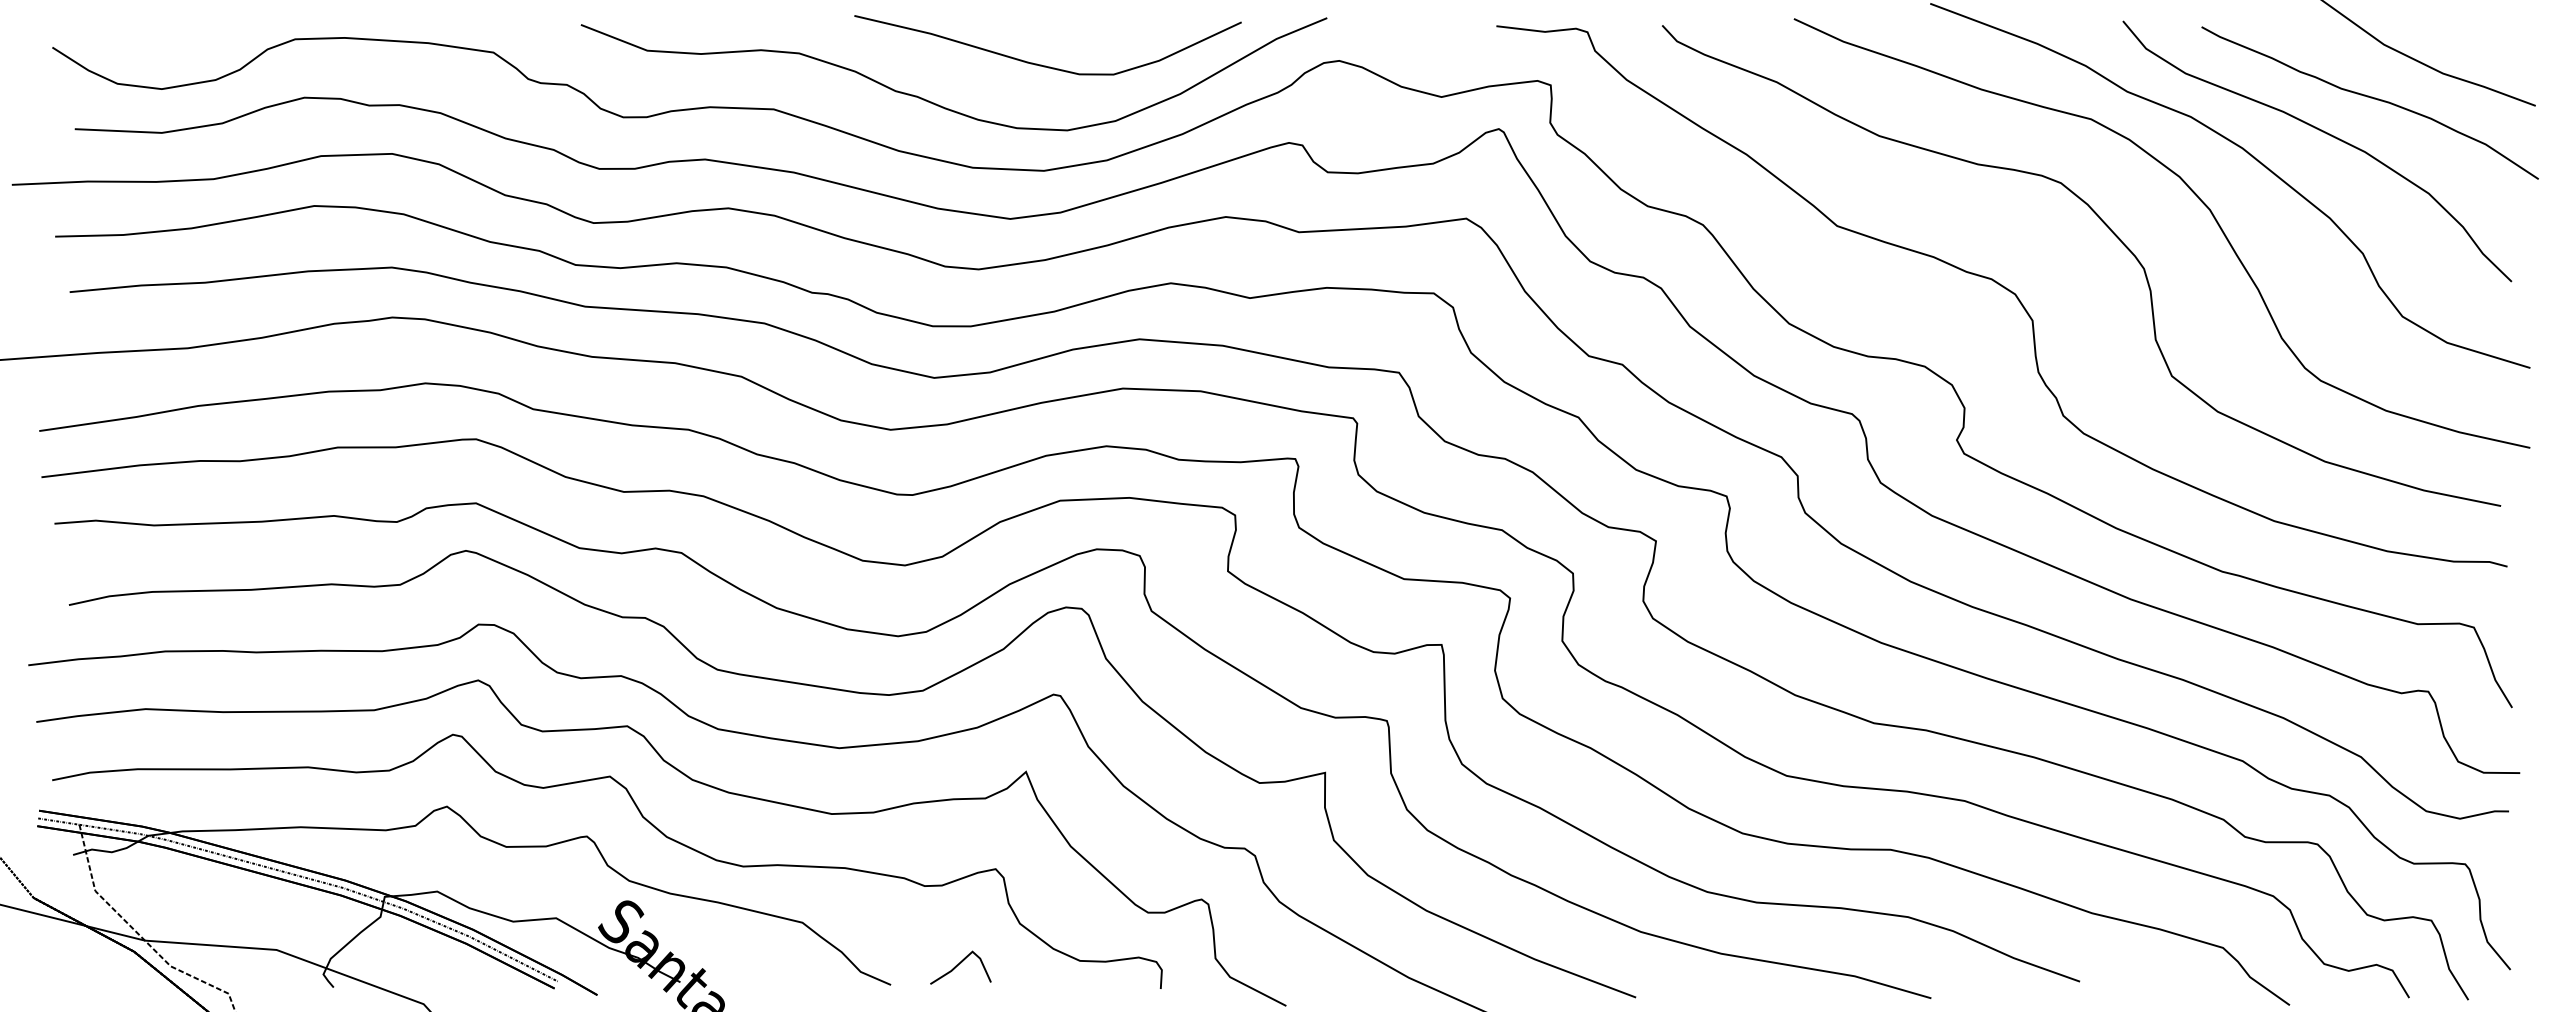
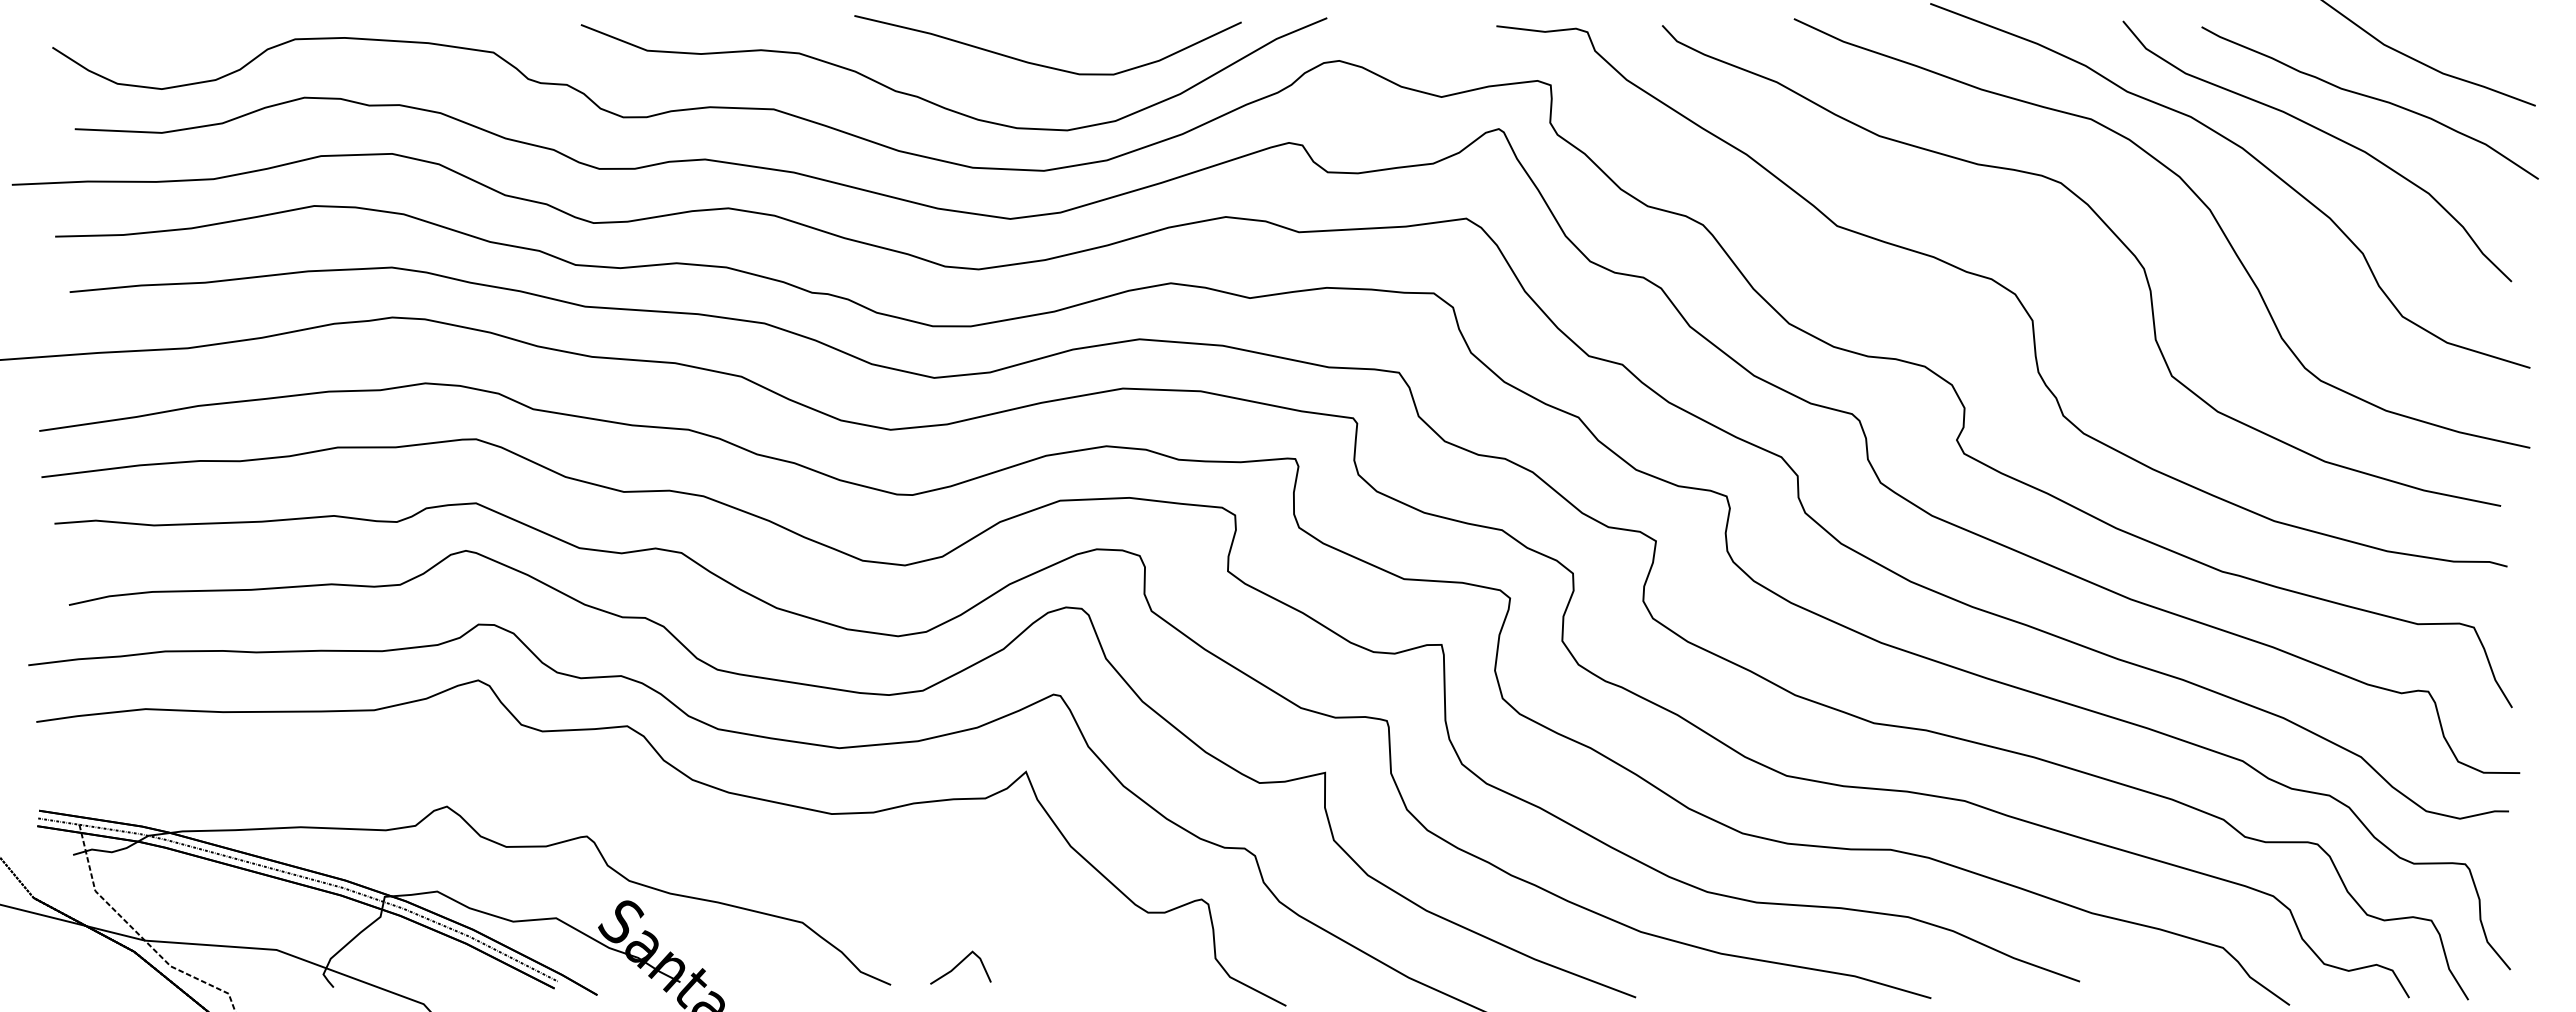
part: present -> none (646, 821)
